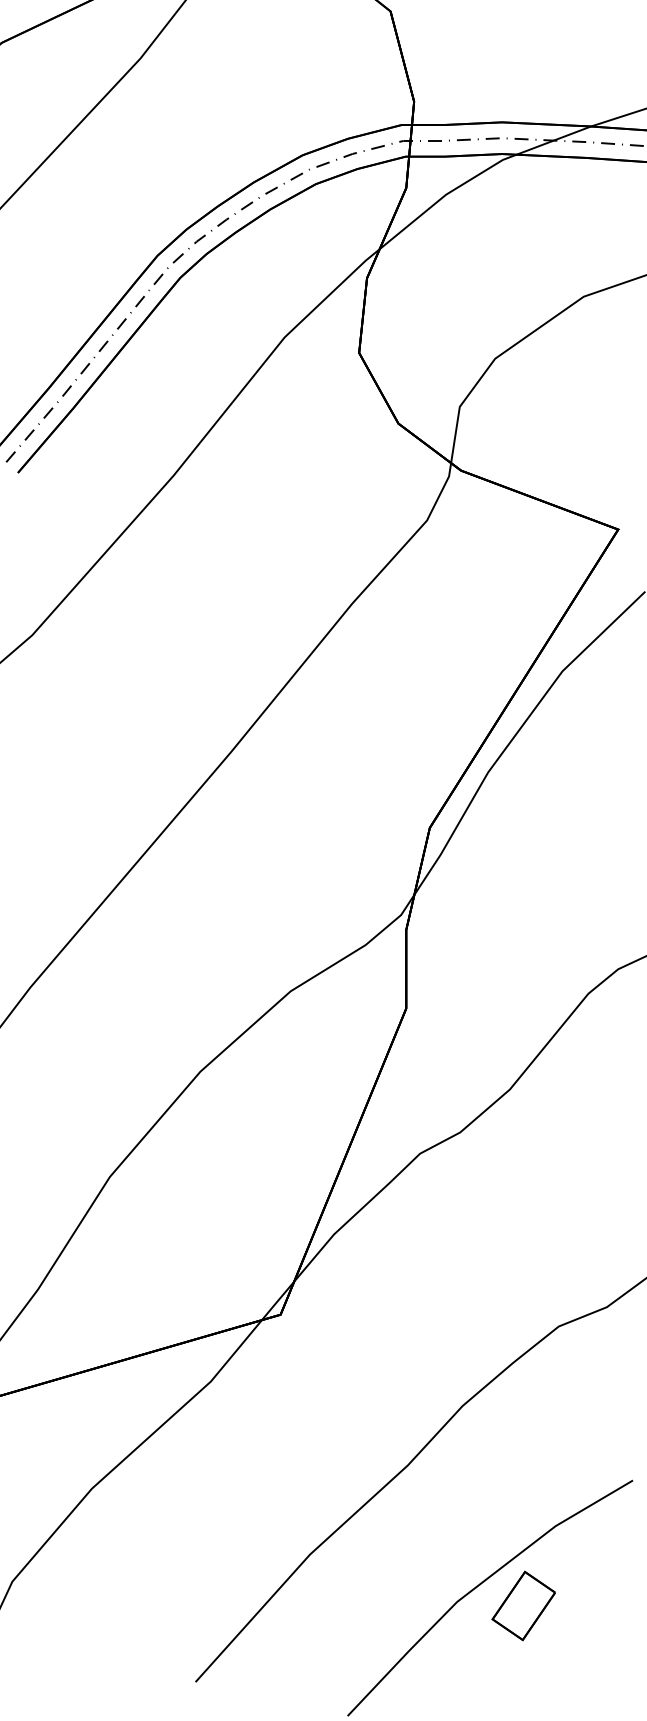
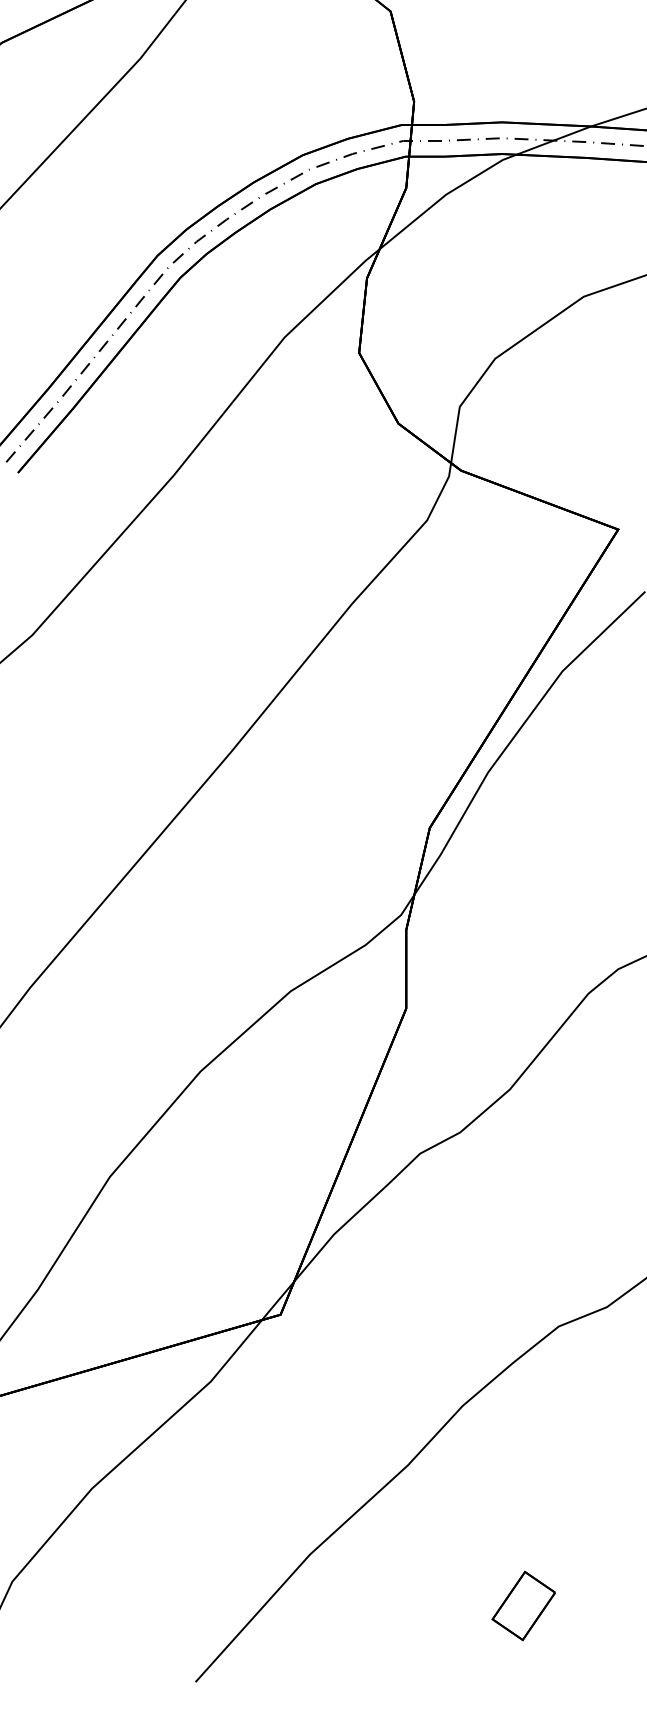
line: present -> none (480, 1585)
